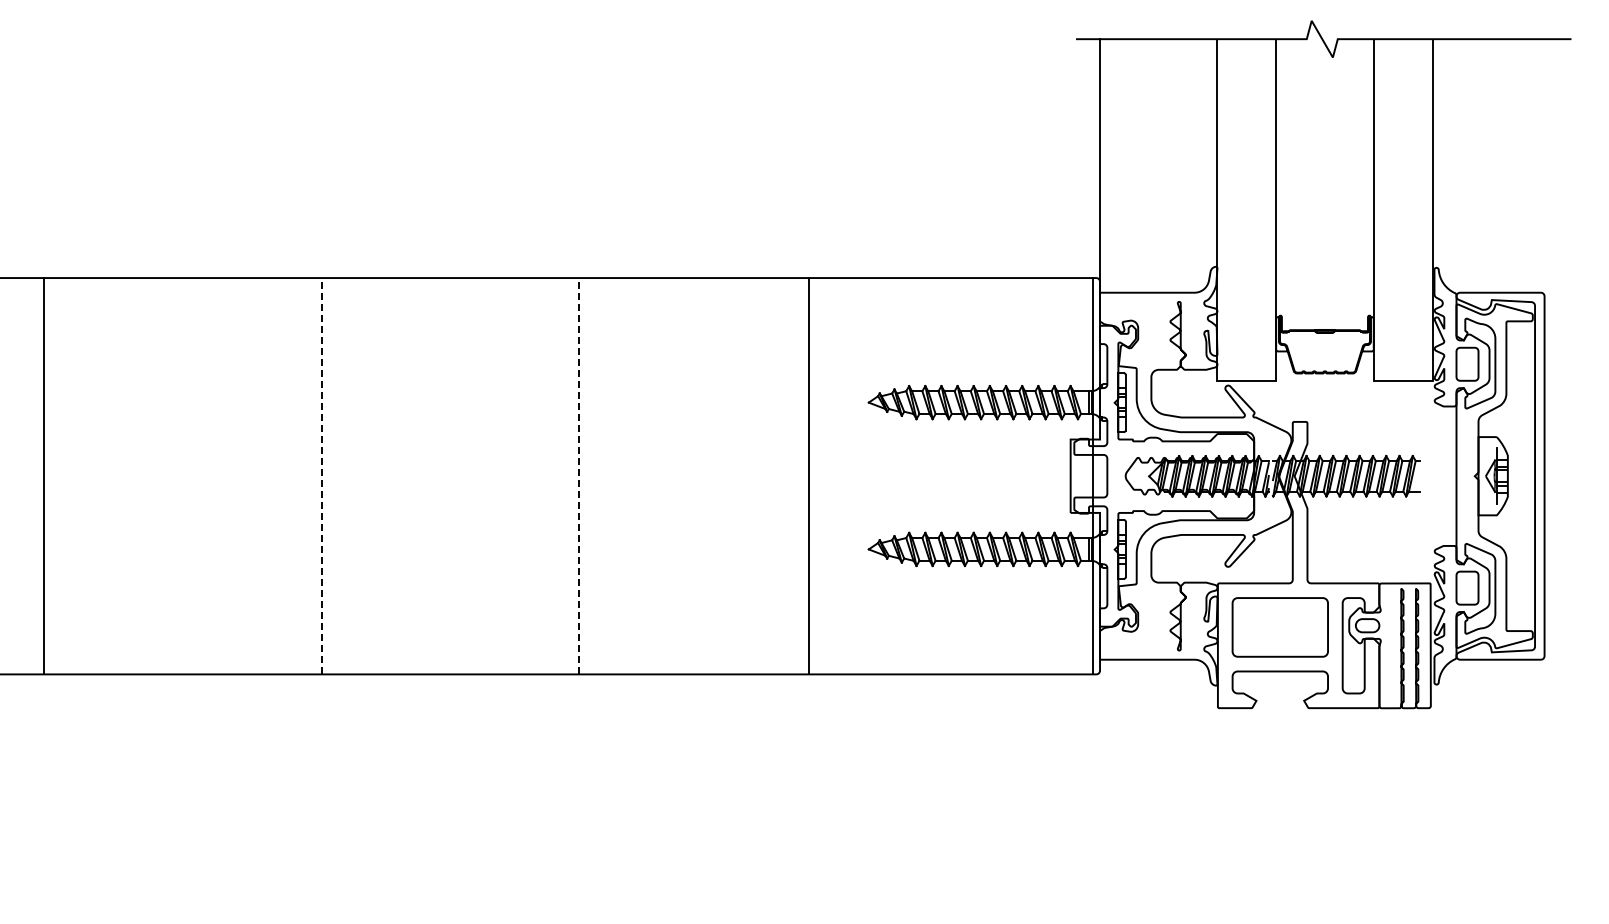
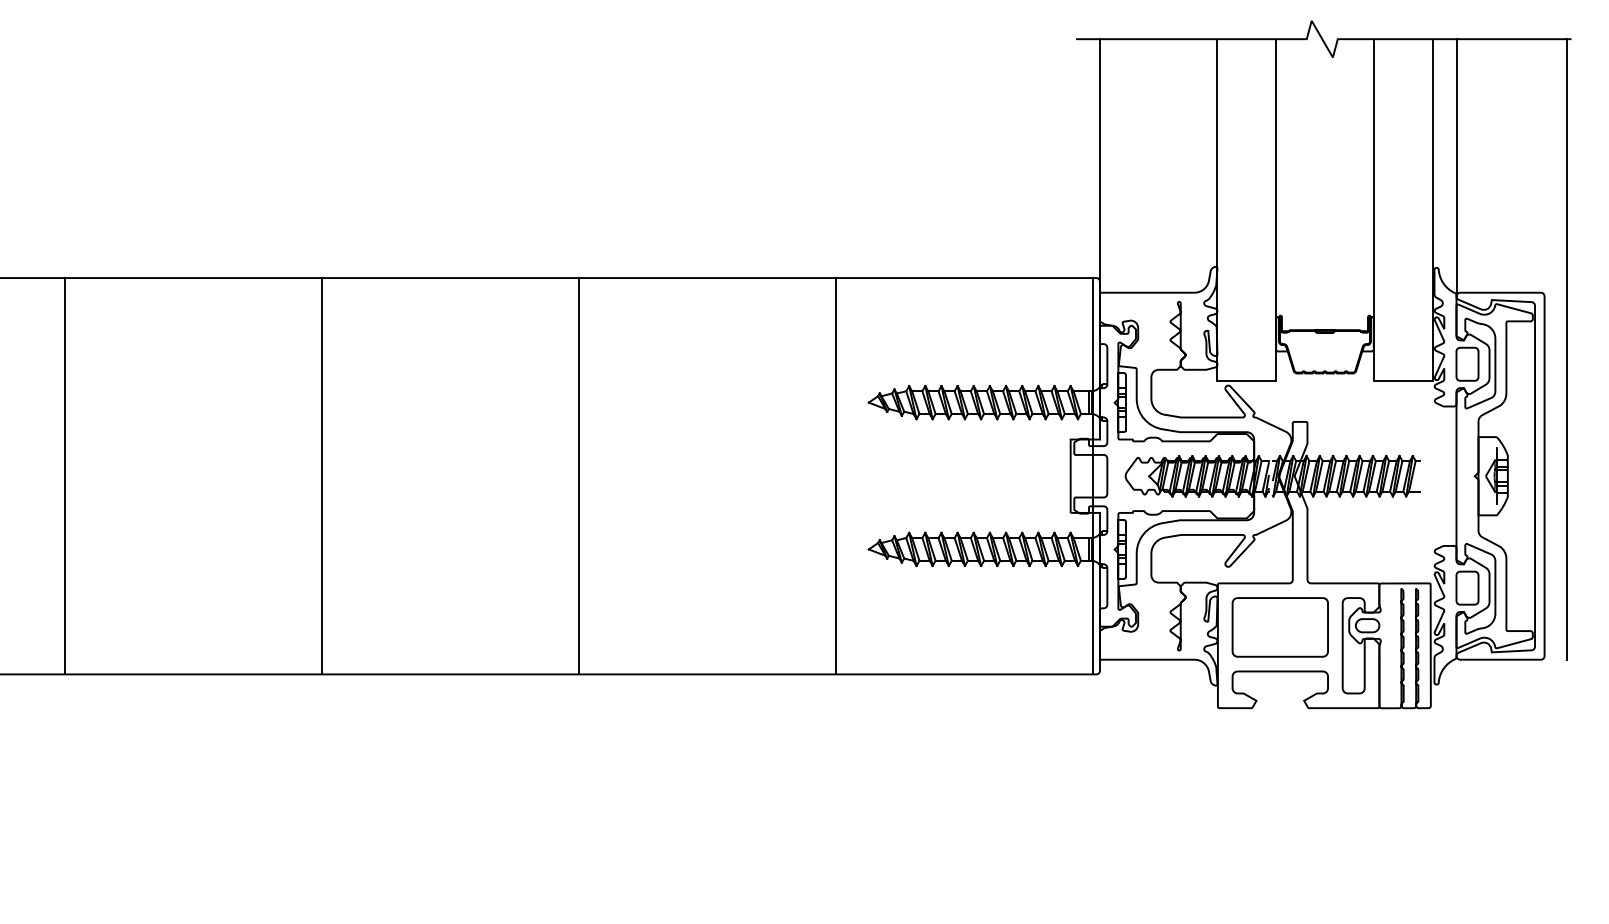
line: none -> present (1456, 167)
line: none -> present (1566, 349)
line: dashed -> solid (321, 475)
line: dashed -> solid (578, 475)
line position: (44, 476) -> (65, 476) (65, 476)
line position: (808, 476) -> (835, 476) (835, 476)
